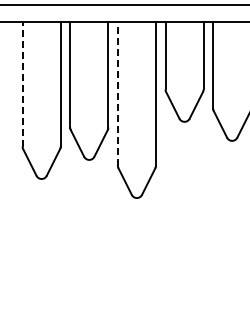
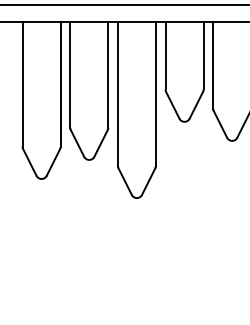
line: dashed -> solid (22, 83)
line: dashed -> solid (117, 93)
